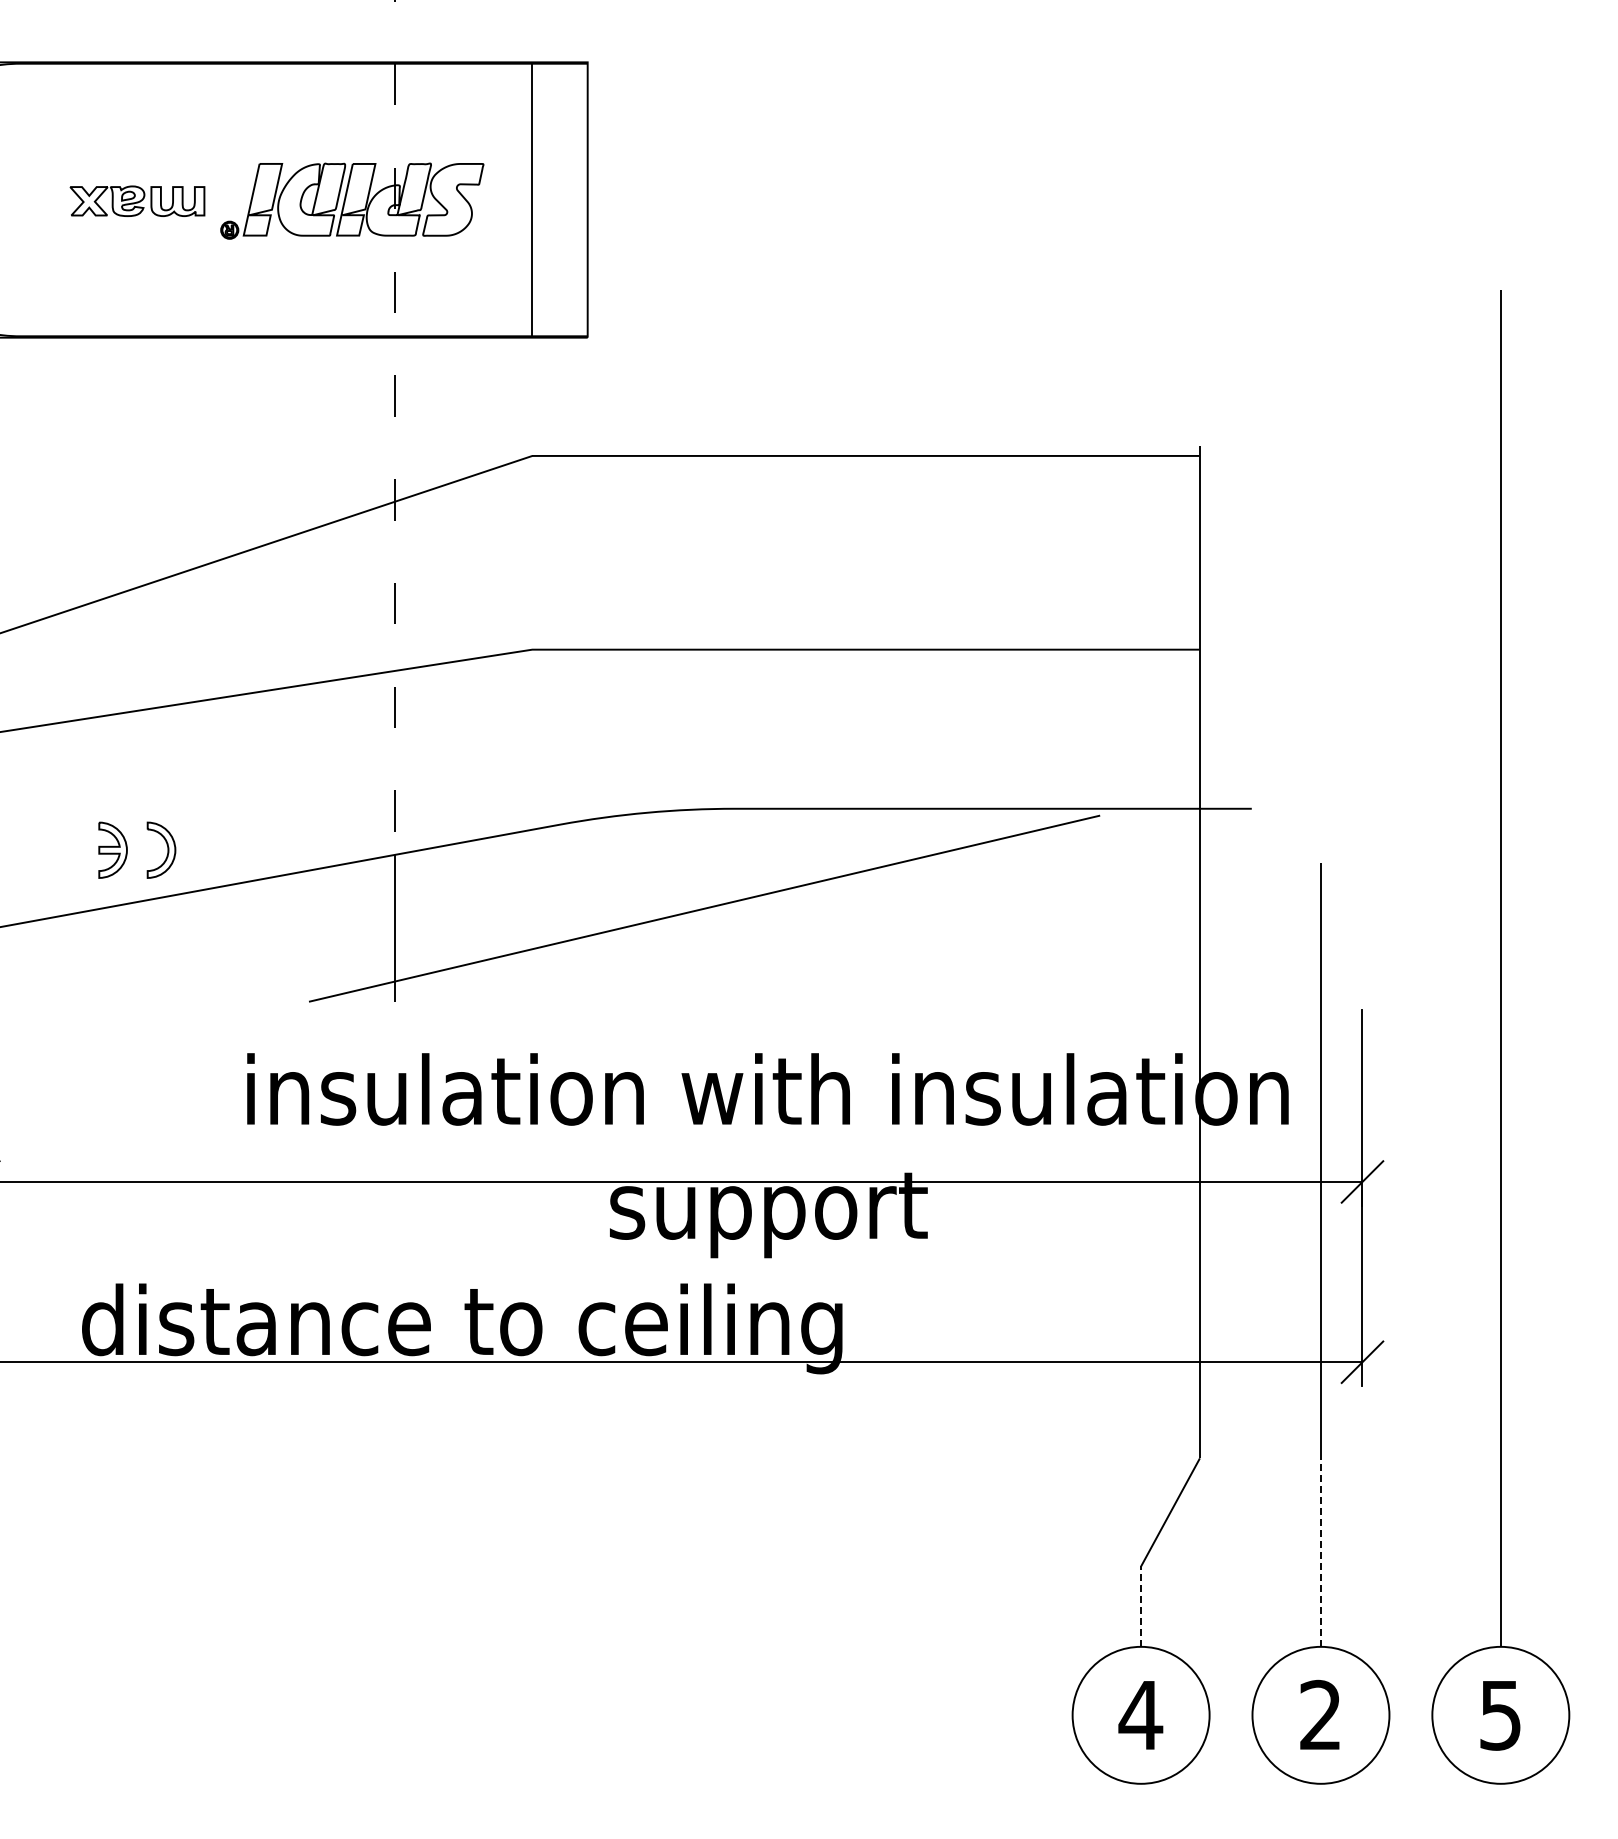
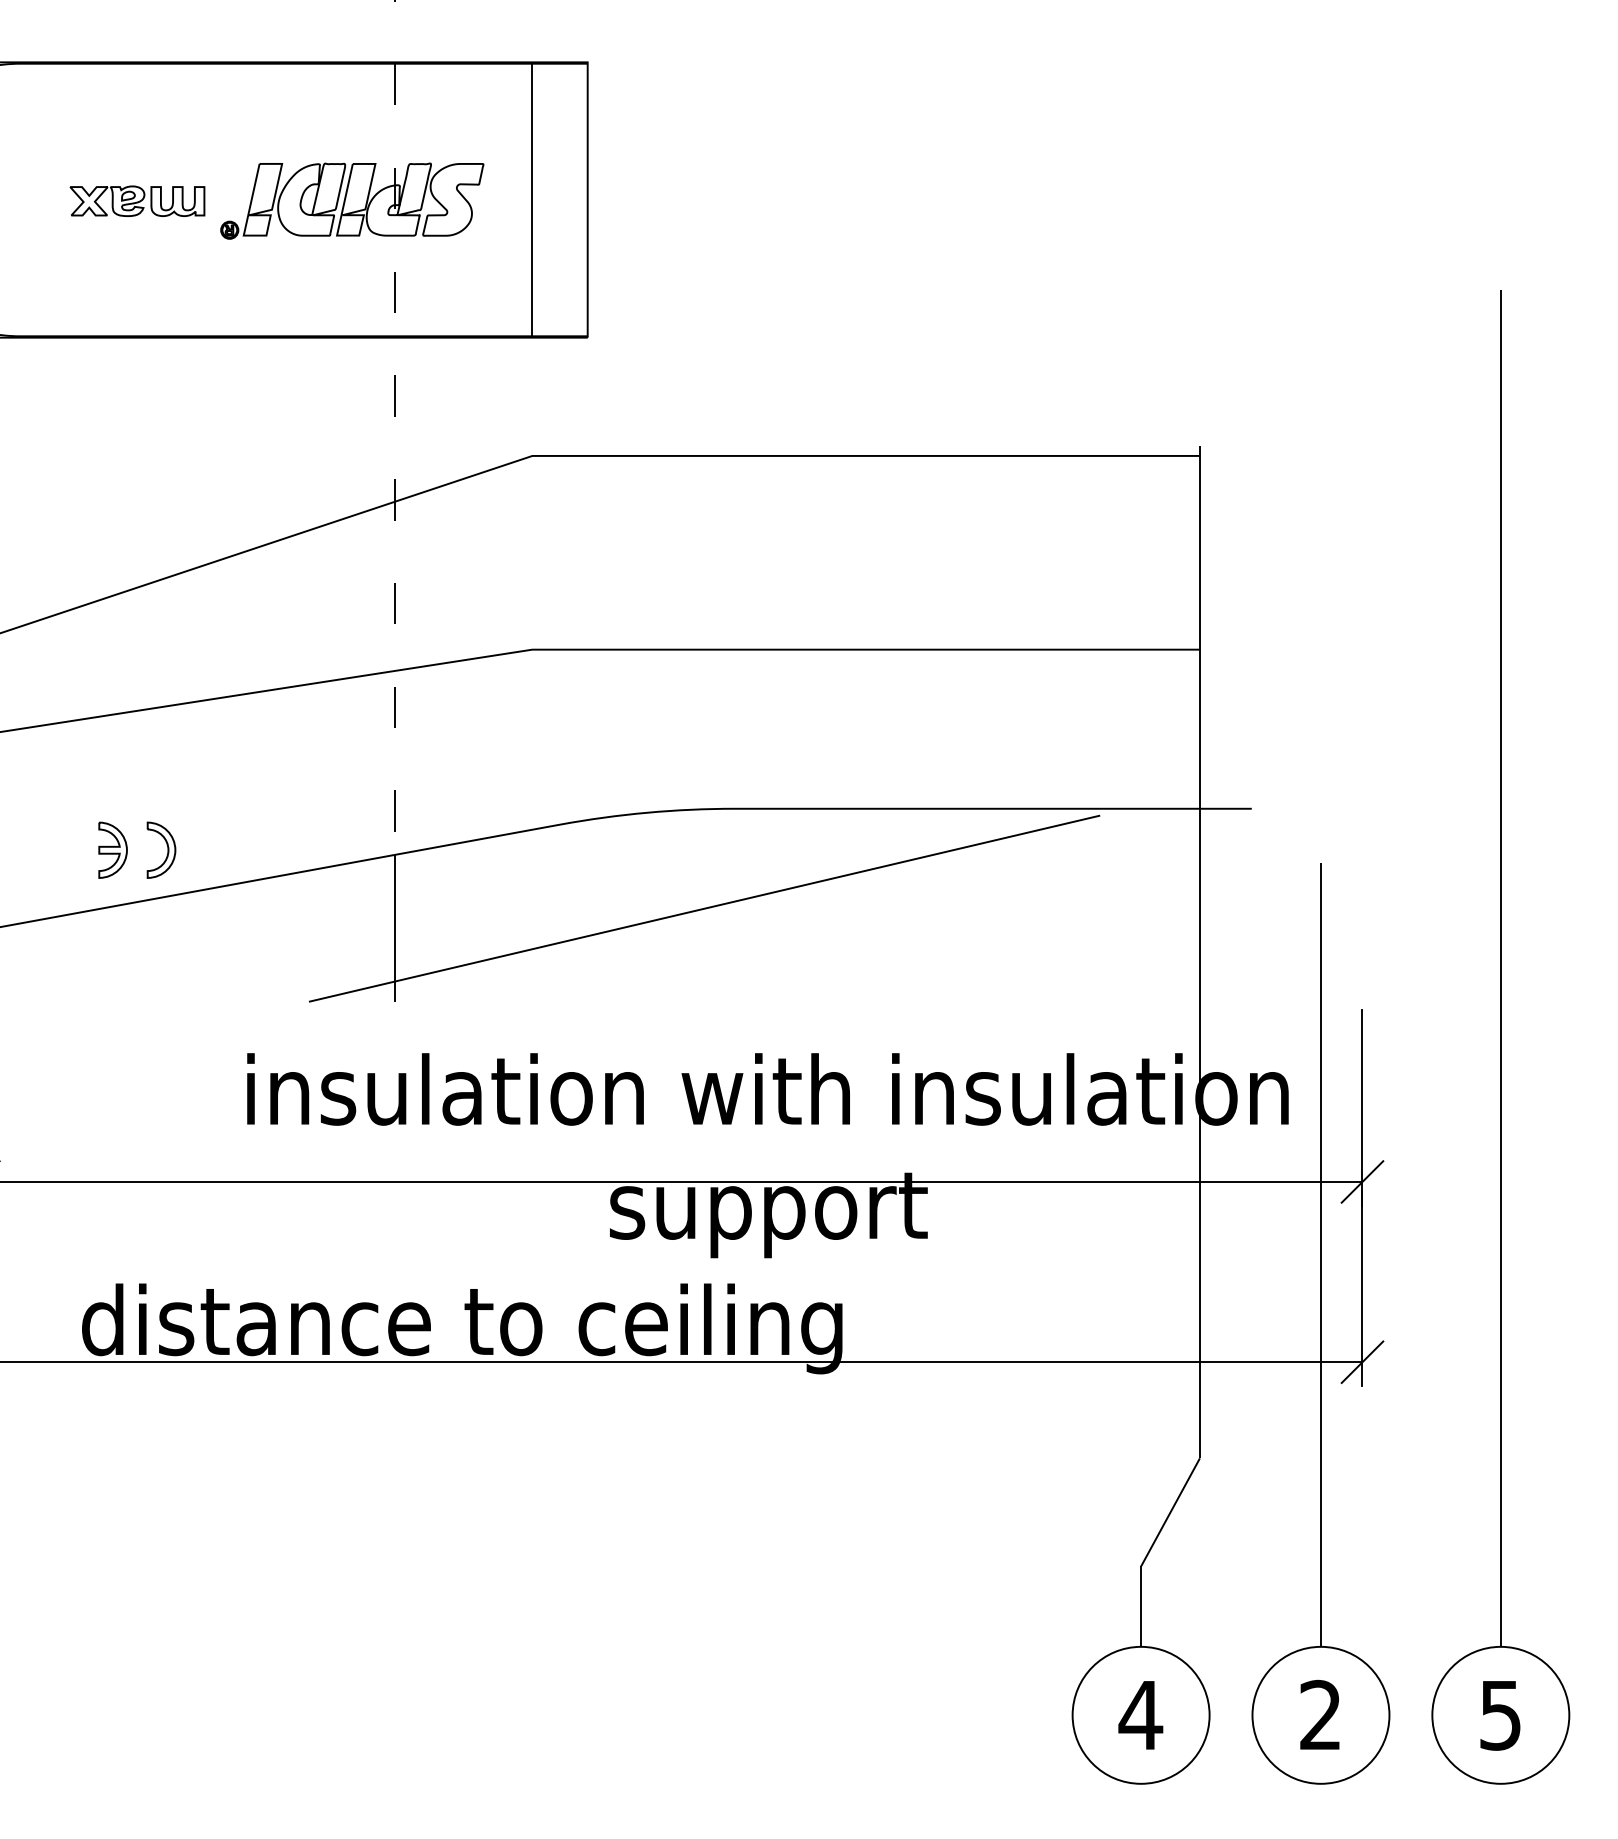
line: dashed -> solid (1320, 1552)
line: dashed -> solid (1141, 1606)
